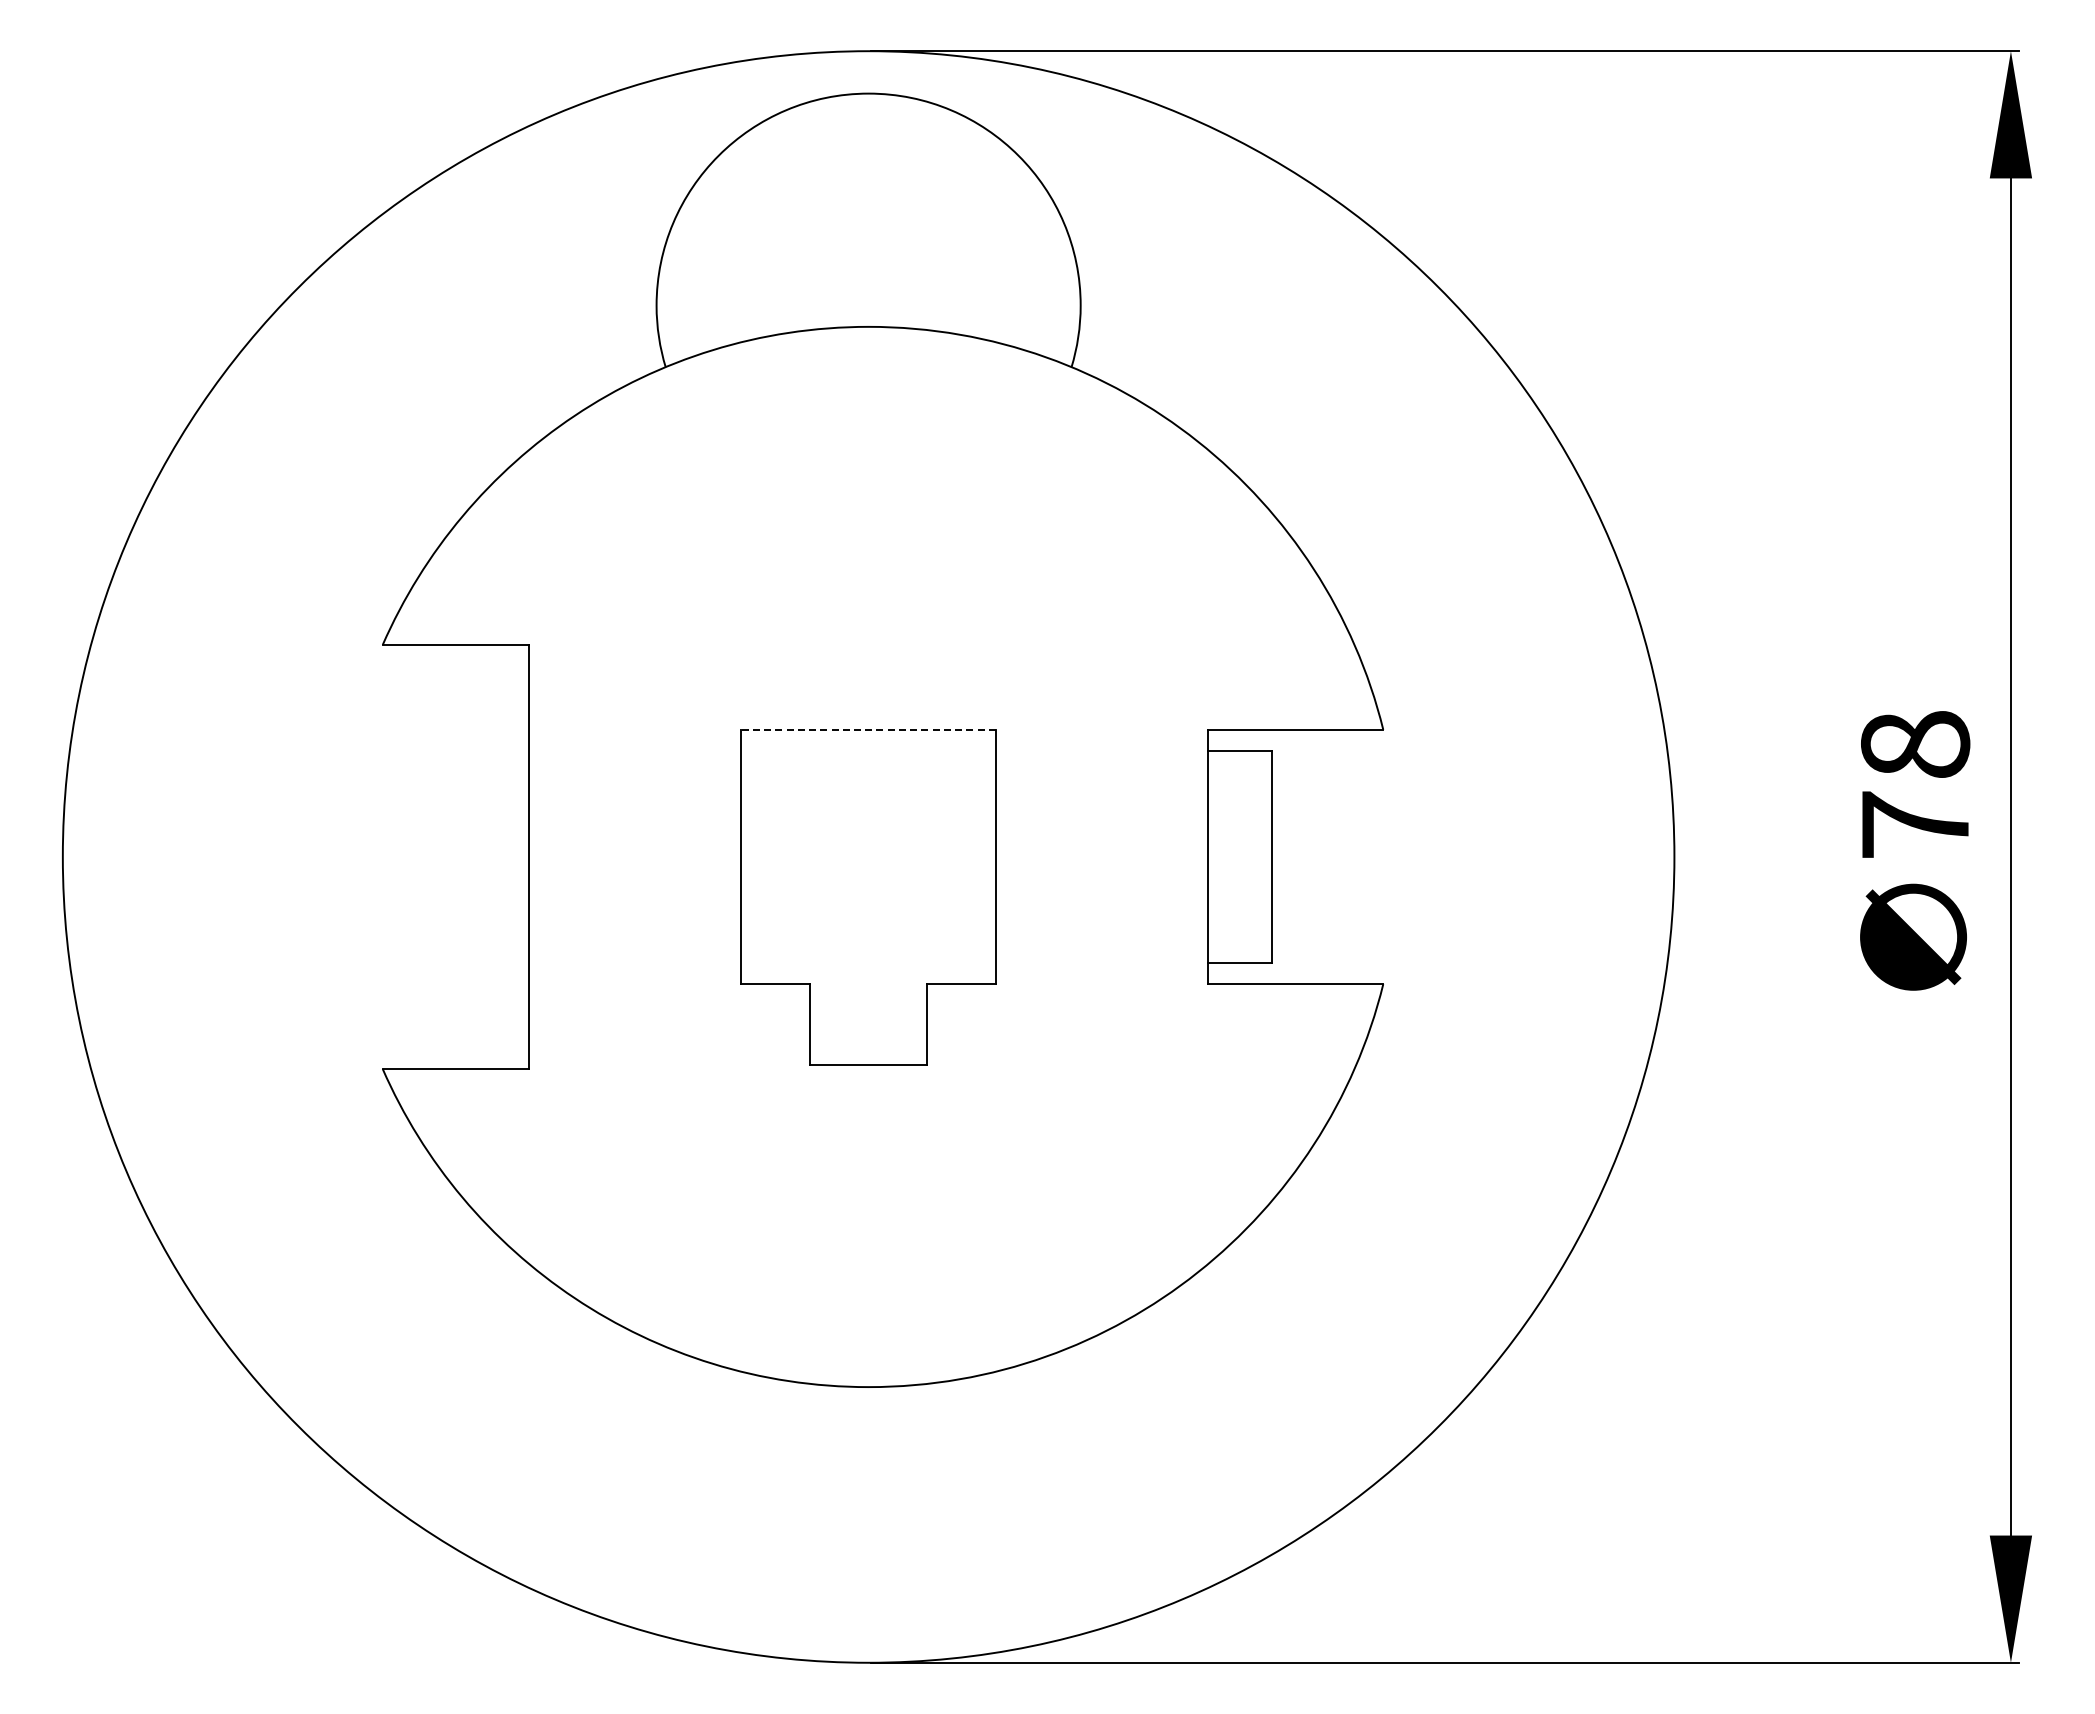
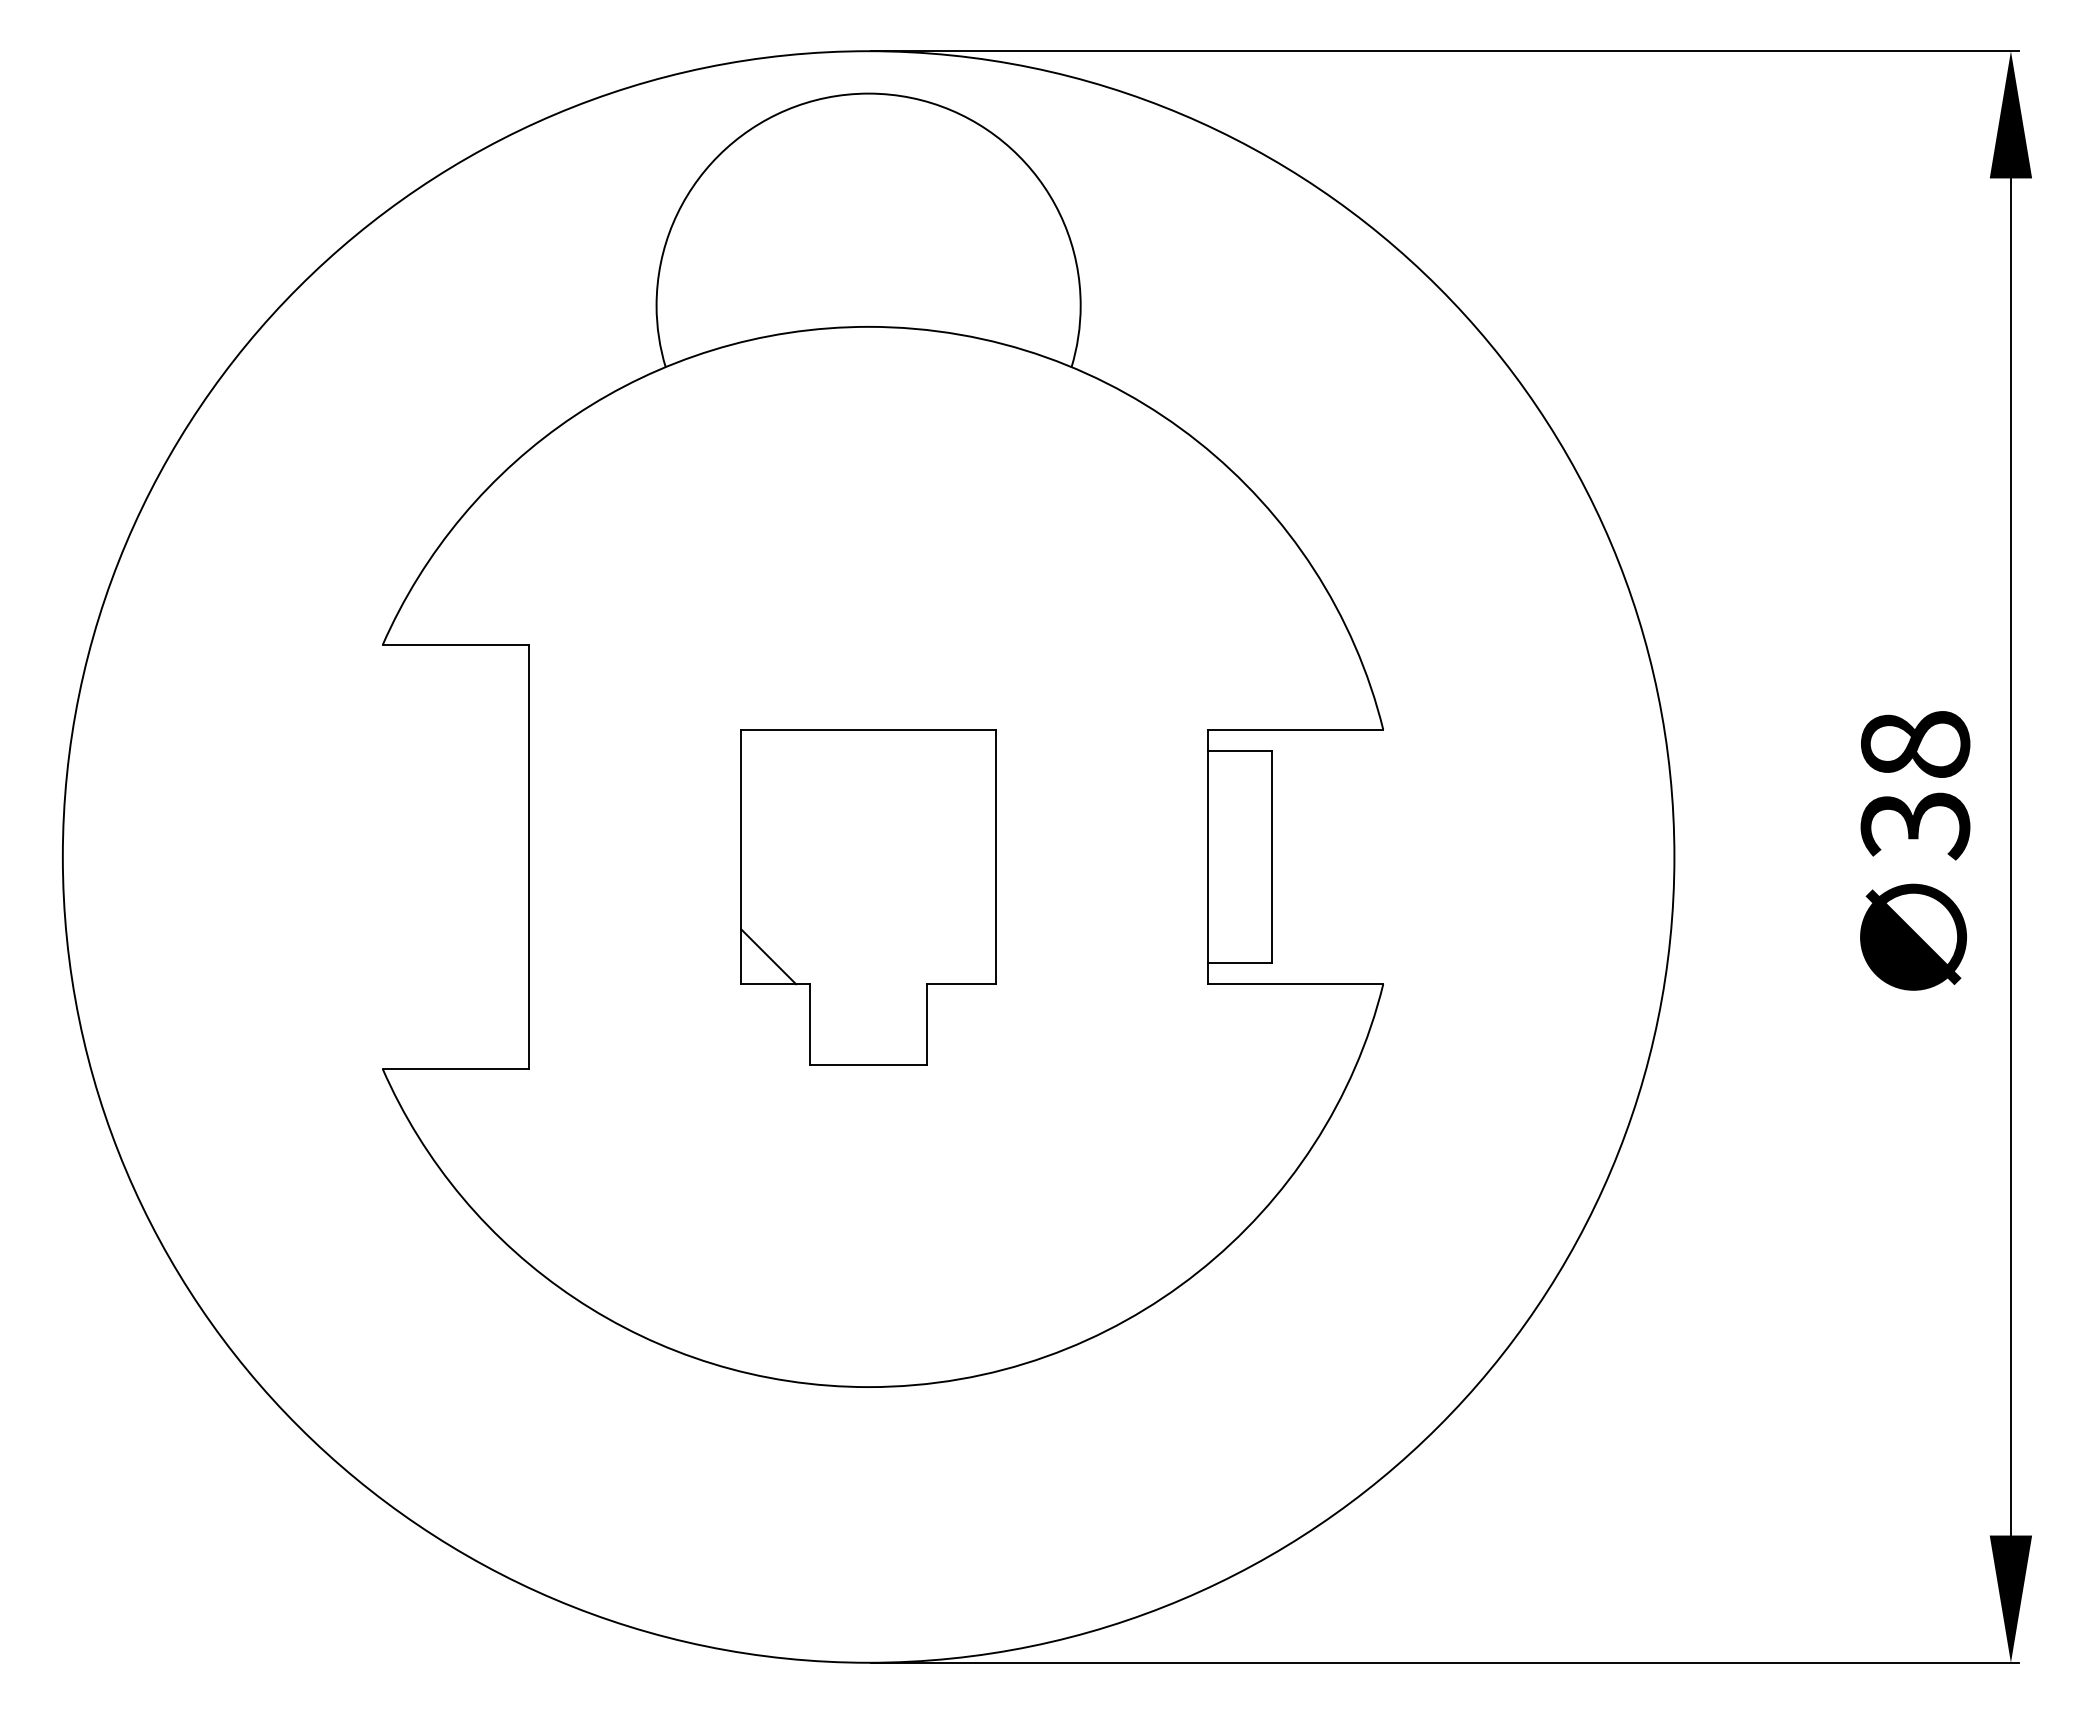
line: dashed -> solid (868, 729)
text: 78 -> 38 (1915, 825)
line: none -> present (768, 956)
